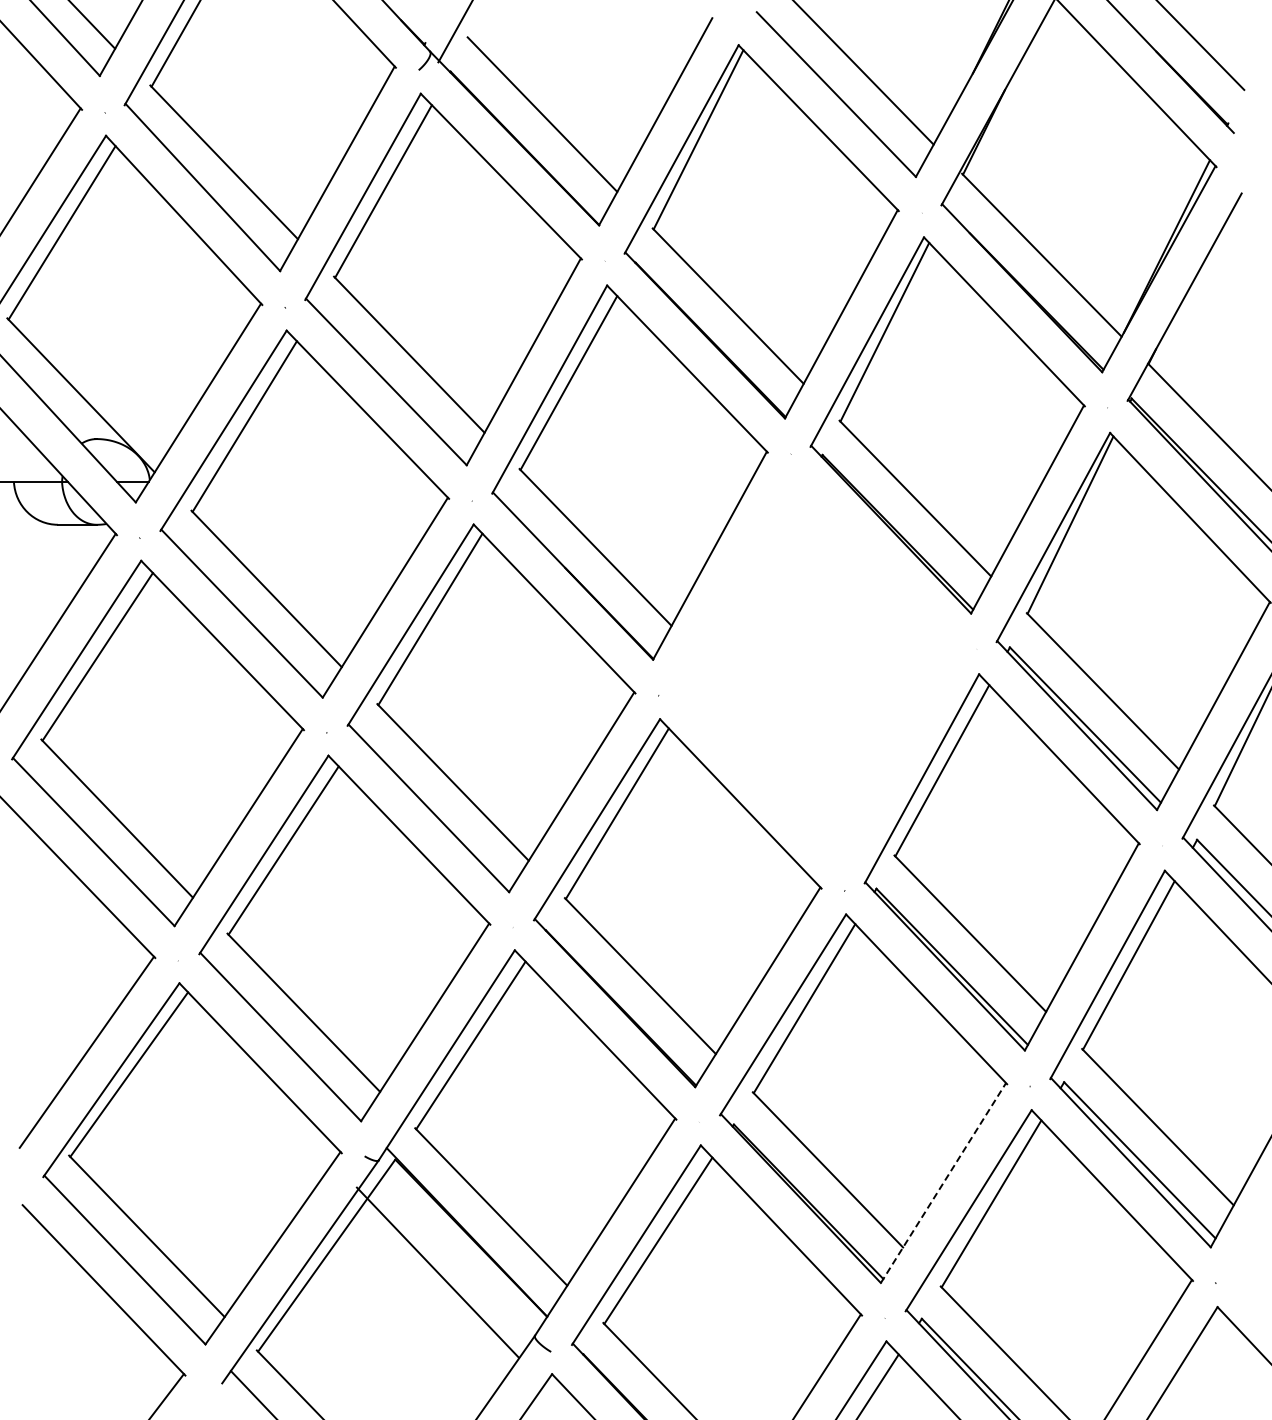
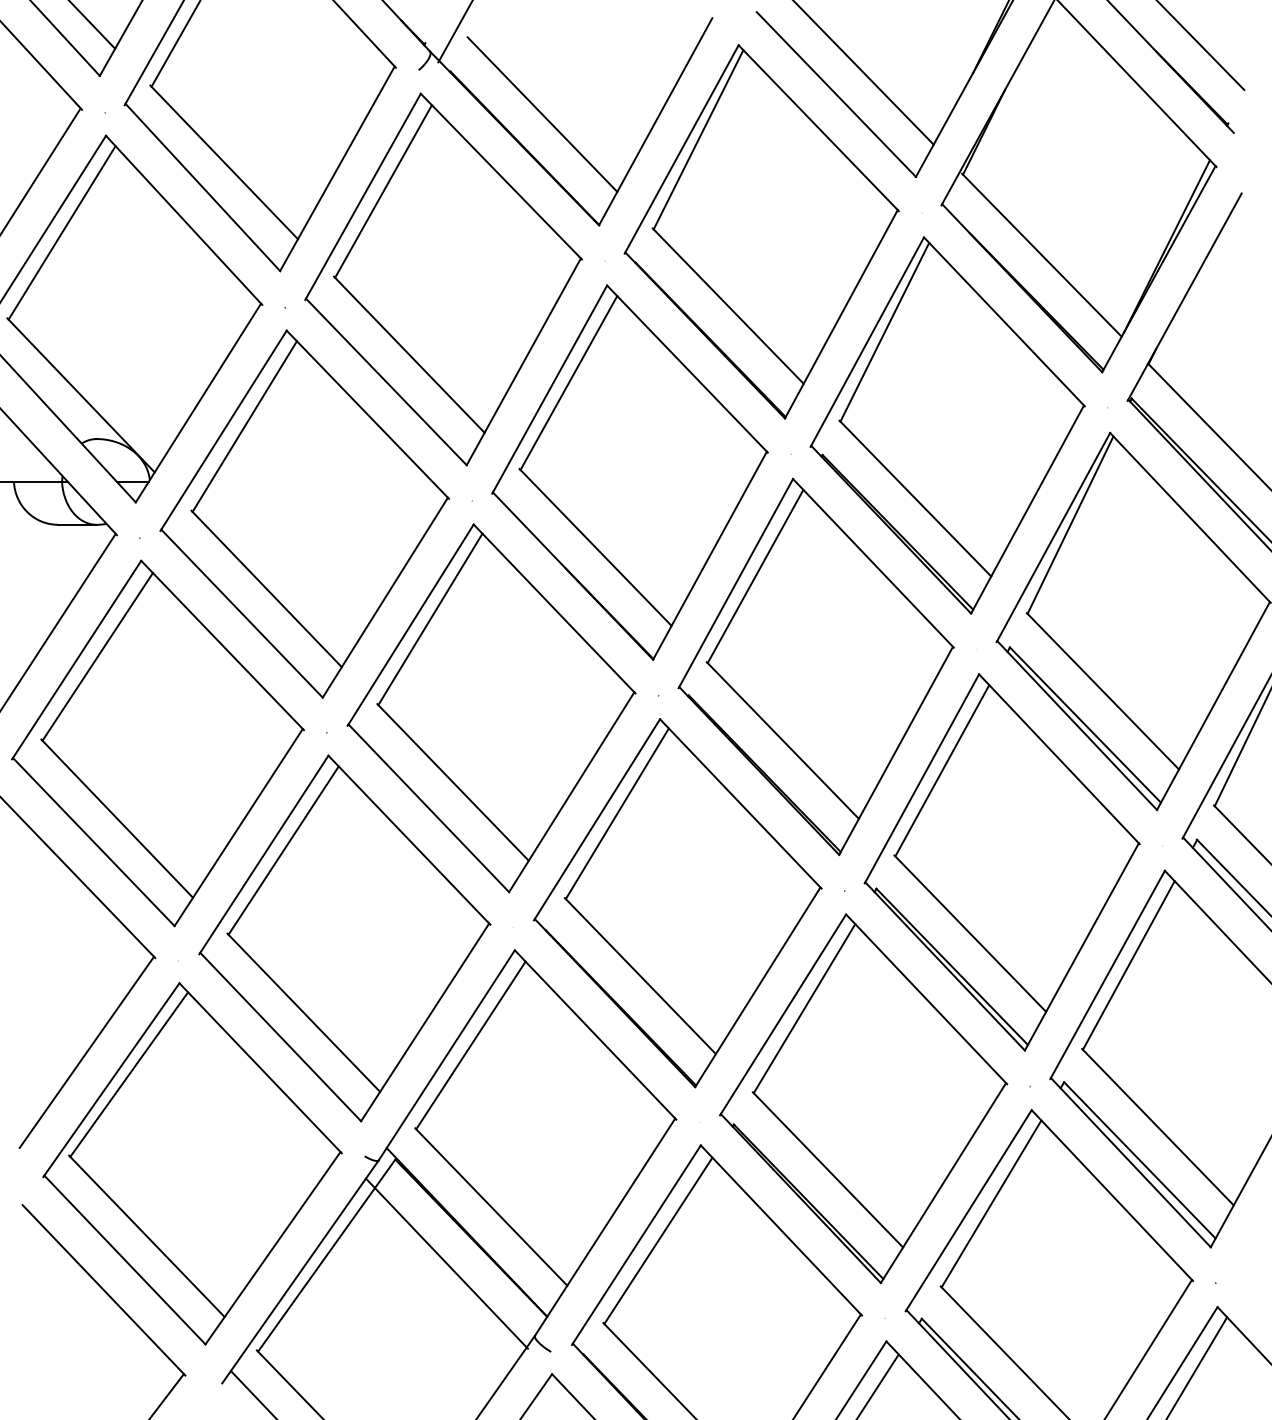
part: none -> present (815, 666)
line: dashed -> solid (943, 1183)
line position: (437, 1272) -> (446, 1263) (446, 1263)
line: none -> present (1197, 1366)
